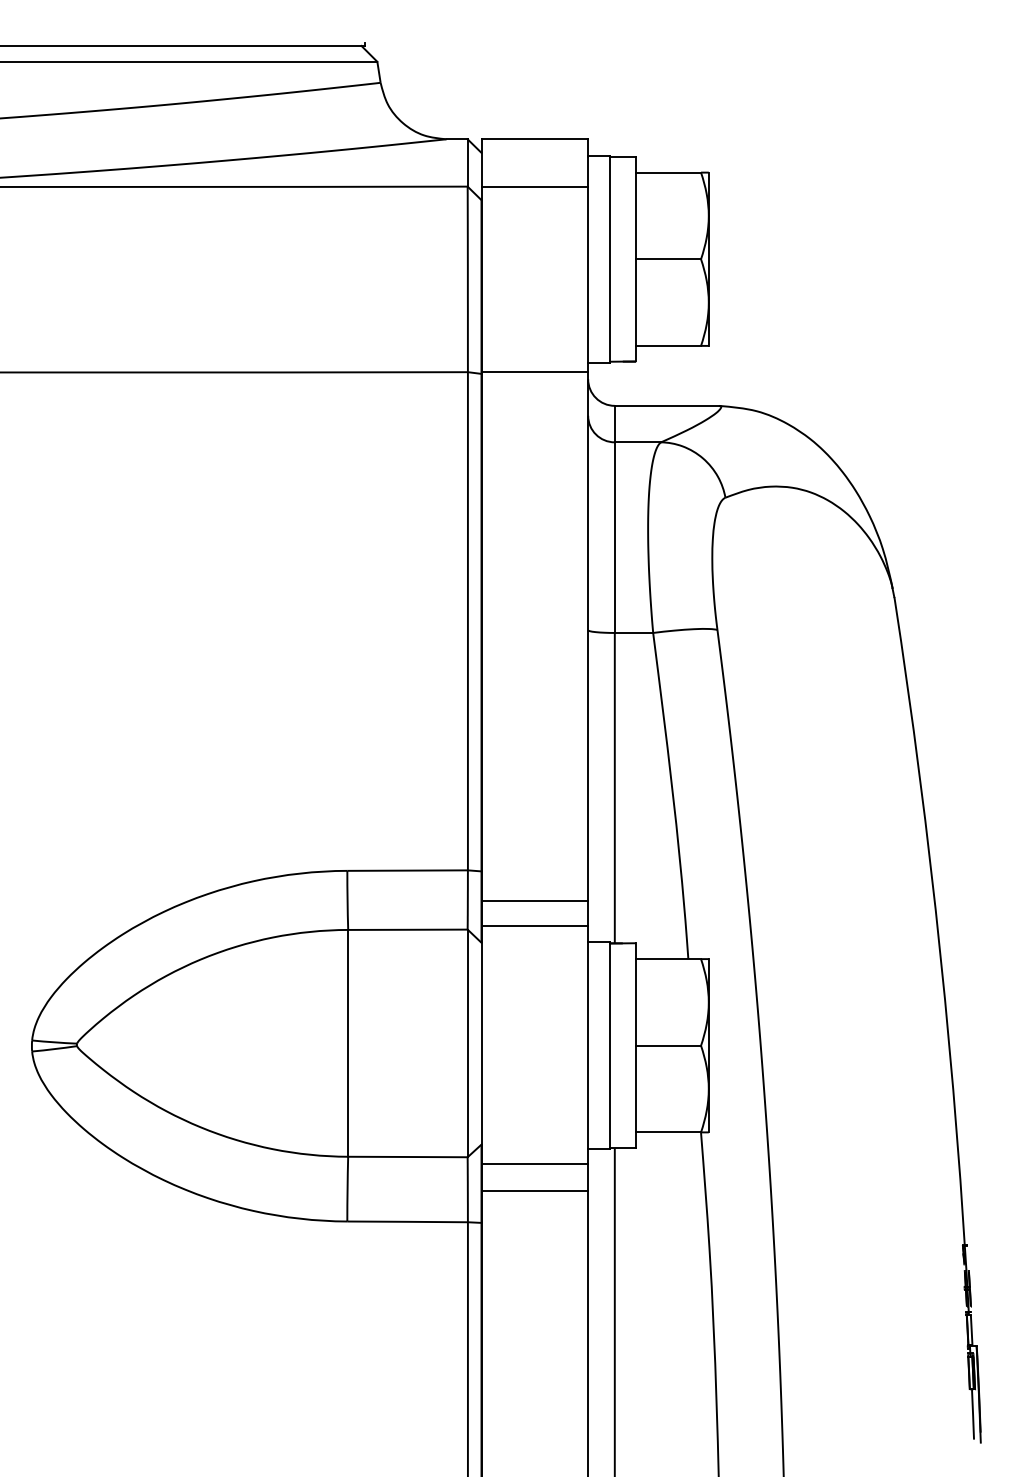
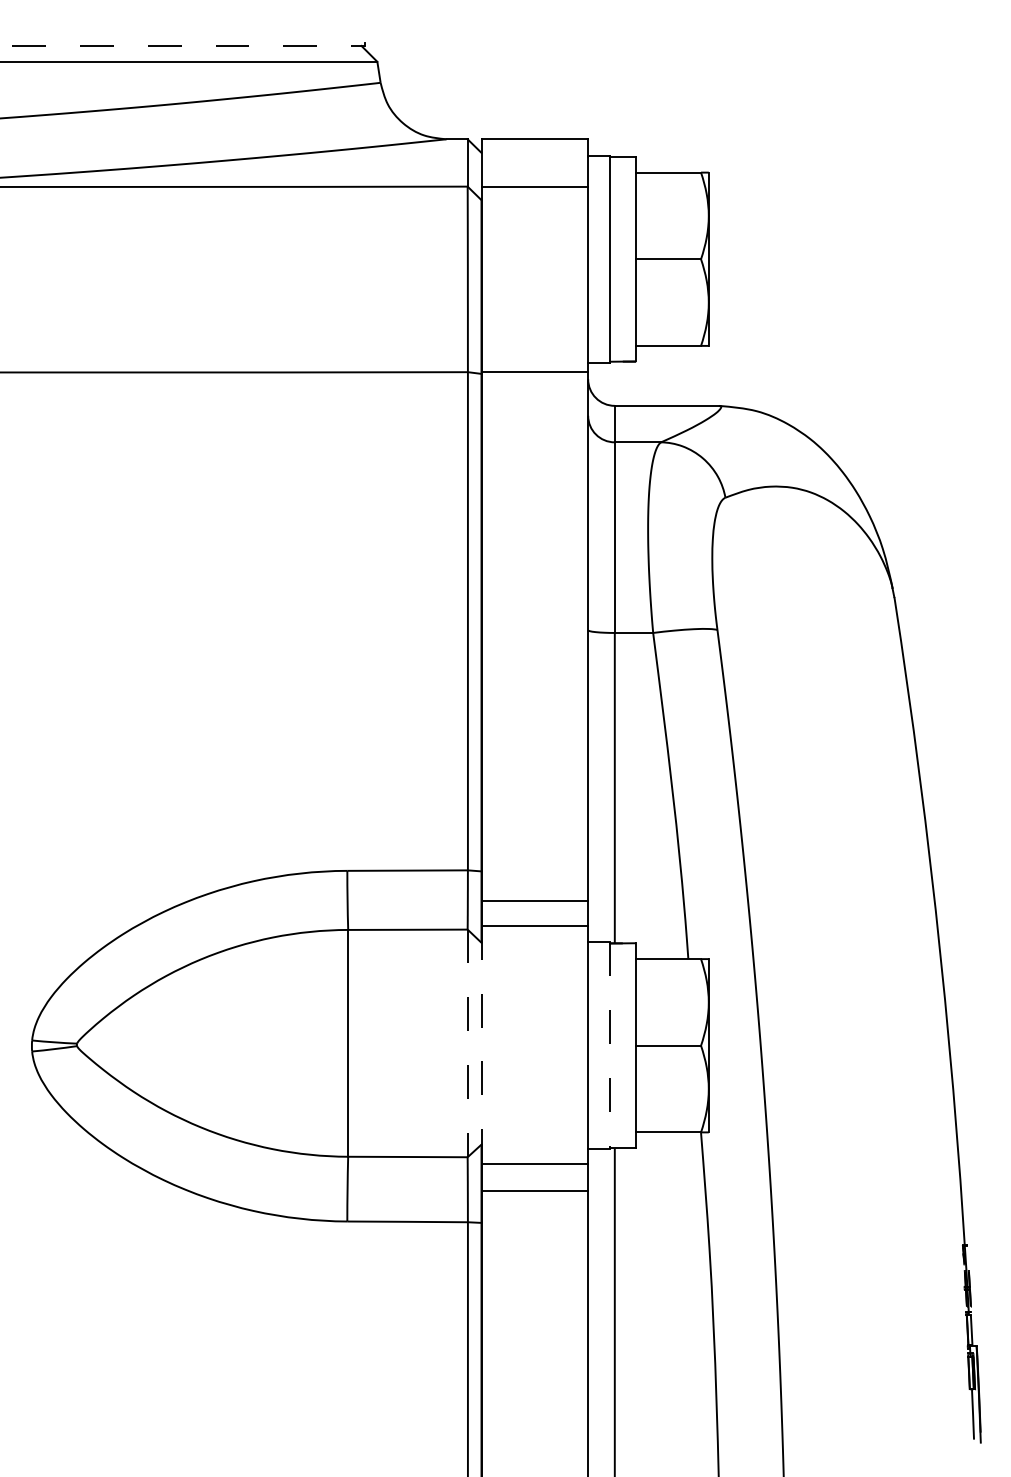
line: solid -> dashed (183, 45)
line: solid -> dashed (467, 1043)
line: solid -> dashed (481, 1044)
line: solid -> dashed (609, 1046)
